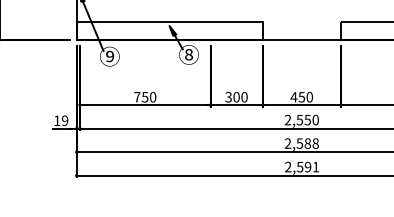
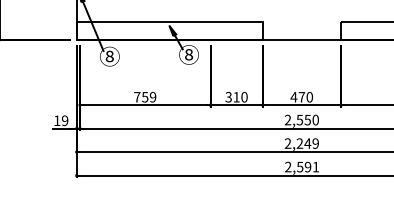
text: ⑨ -> ⑧ (109, 57)
text: 300 -> 310 (236, 96)
text: 750 -> 759 (152, 97)
text: 450 -> 470 (301, 97)
text: 2,588 -> 2,249 (307, 143)
